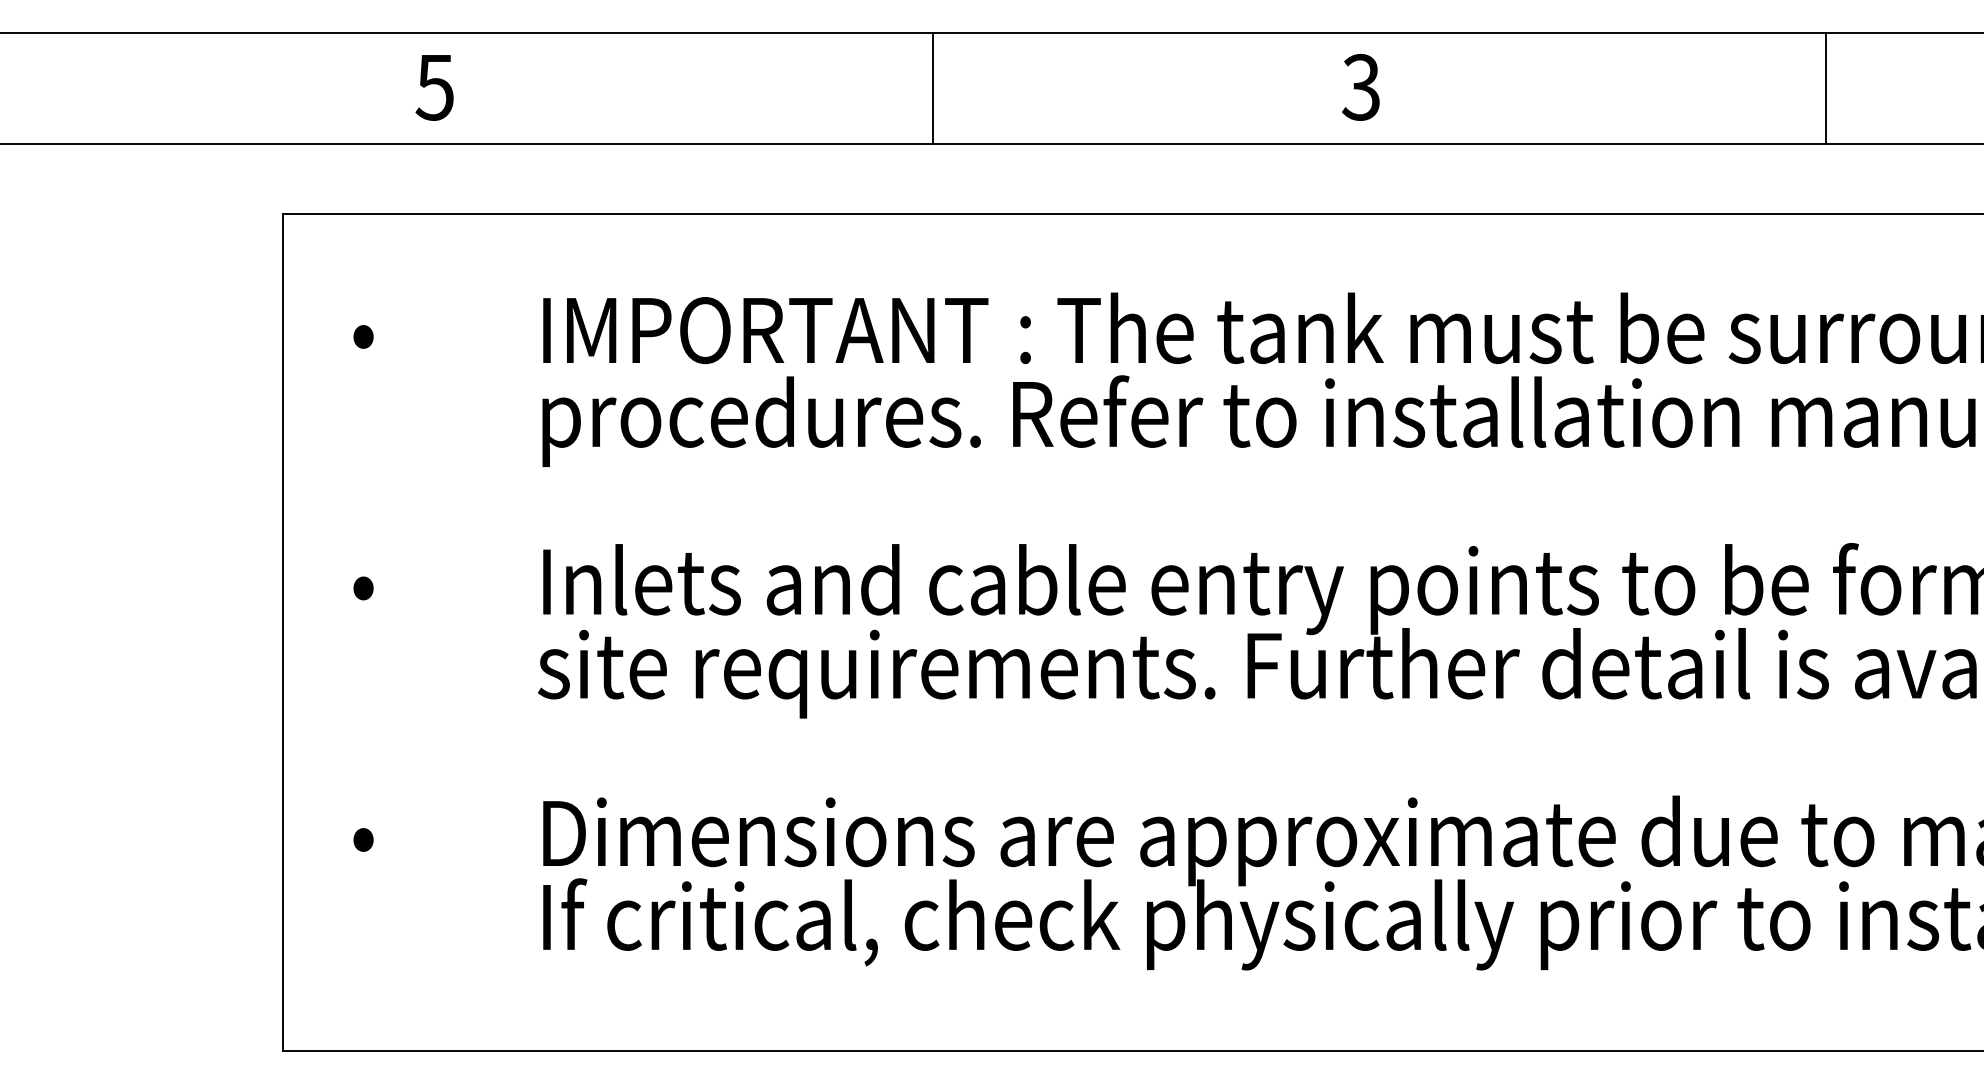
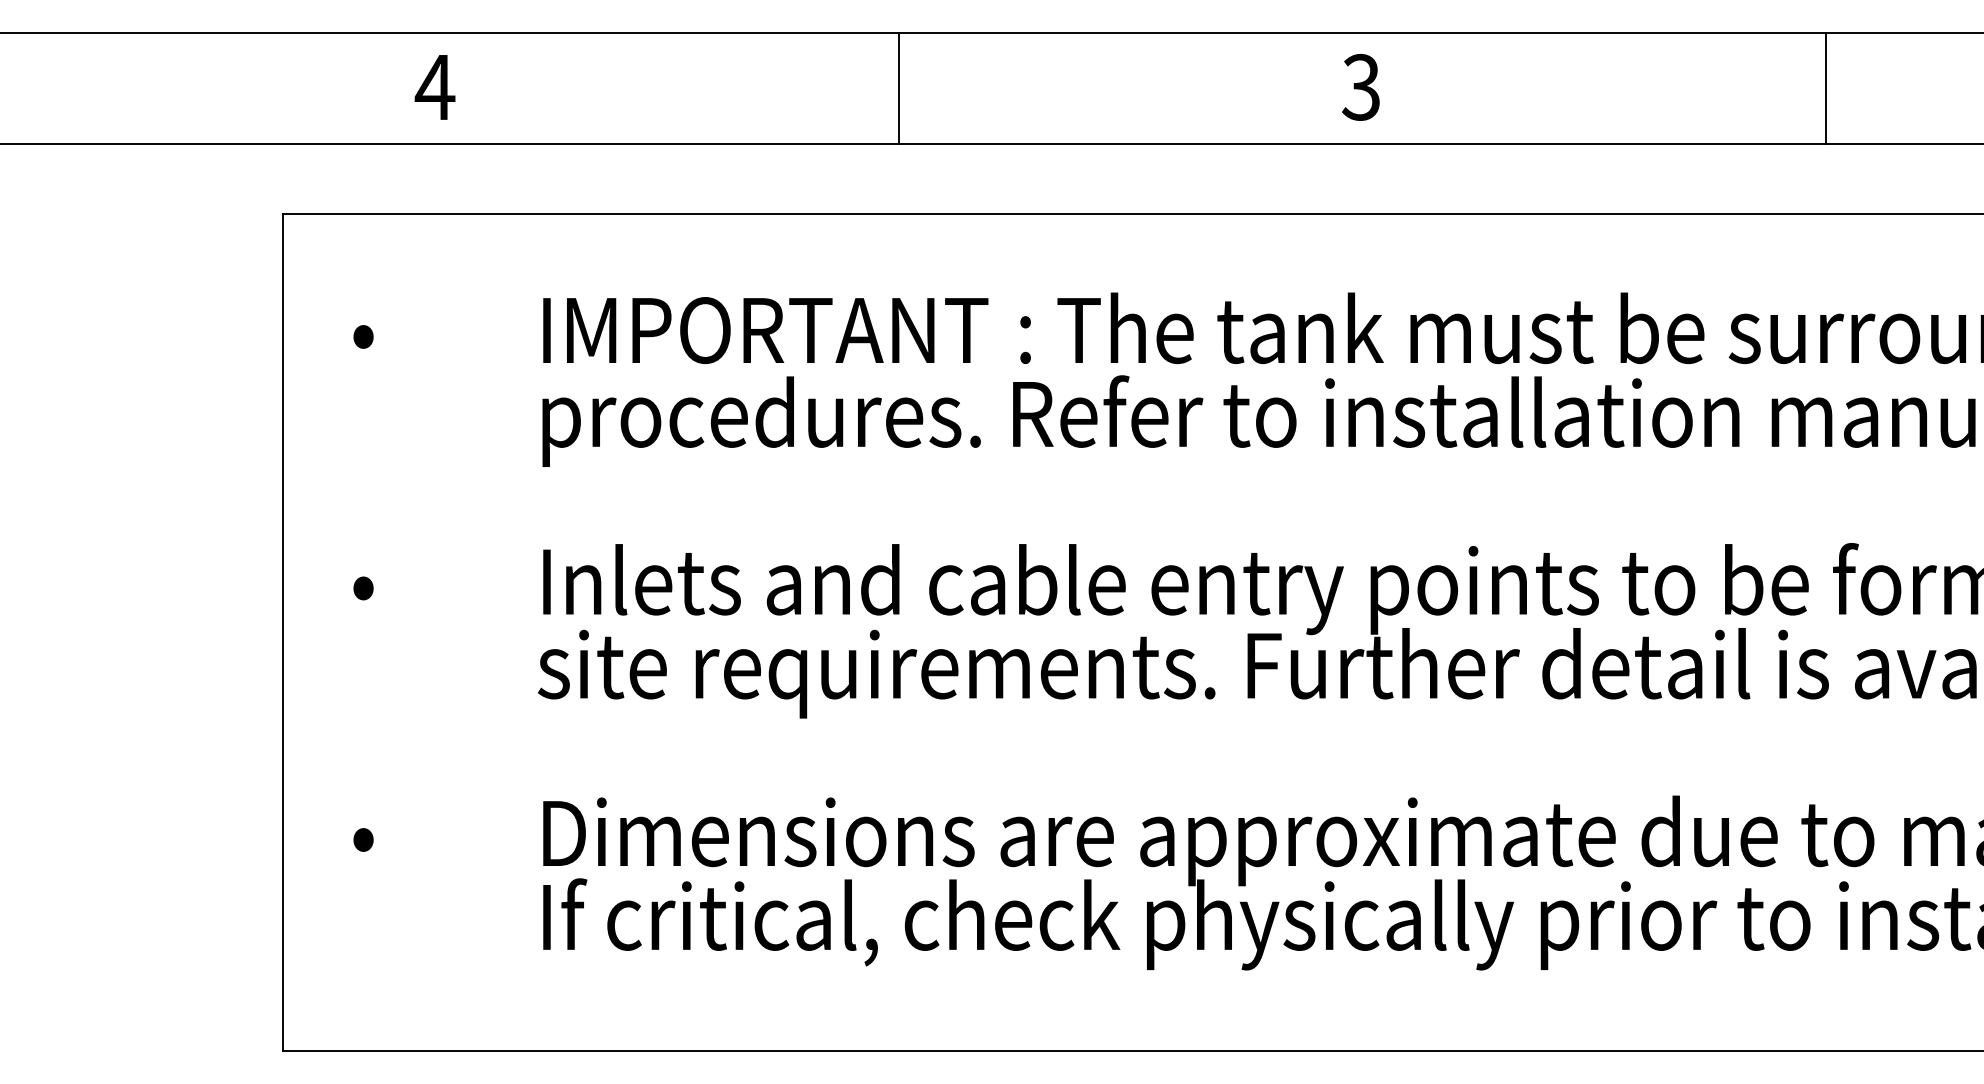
text: 5 -> 4 (434, 87)
line position: (933, 87) -> (899, 87) (899, 87)
